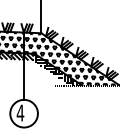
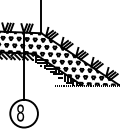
text: 4 -> 8 (20, 112)
